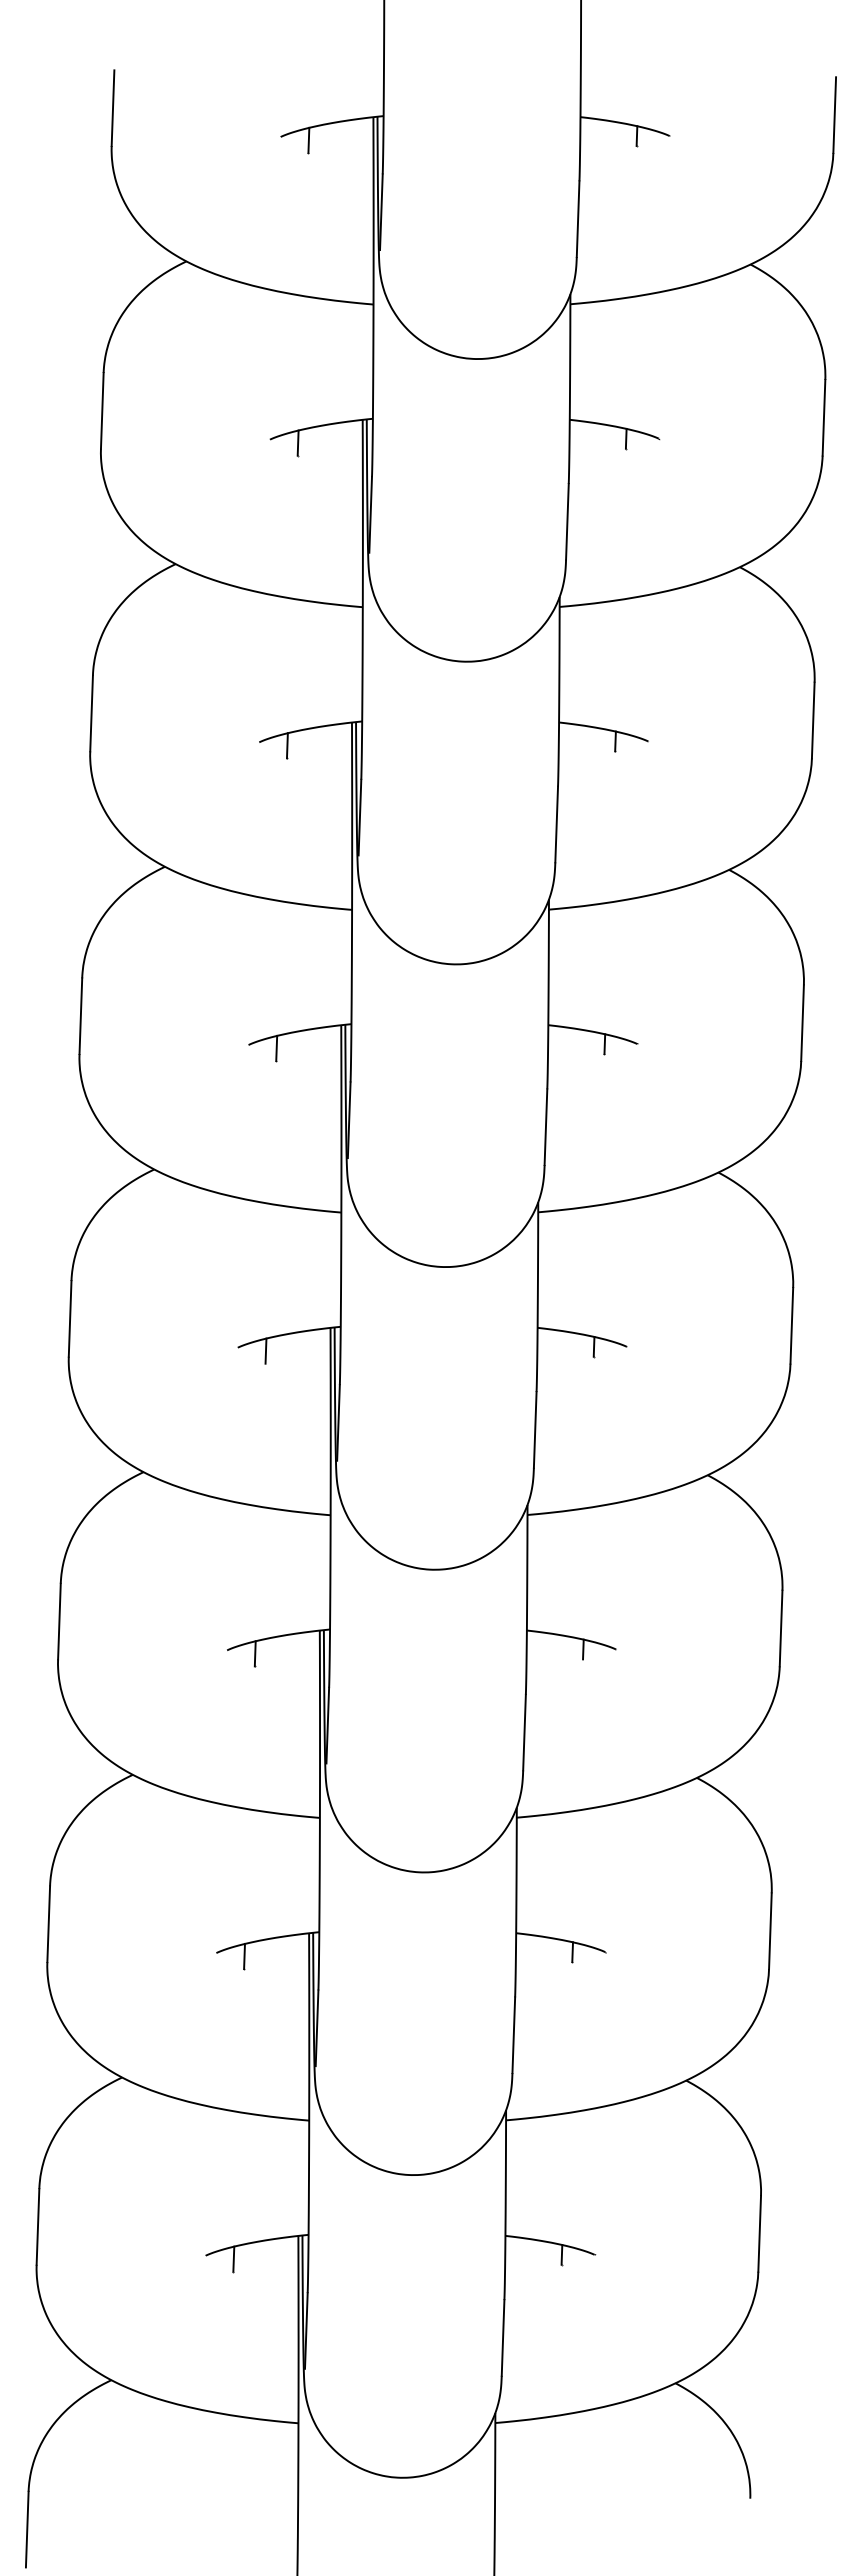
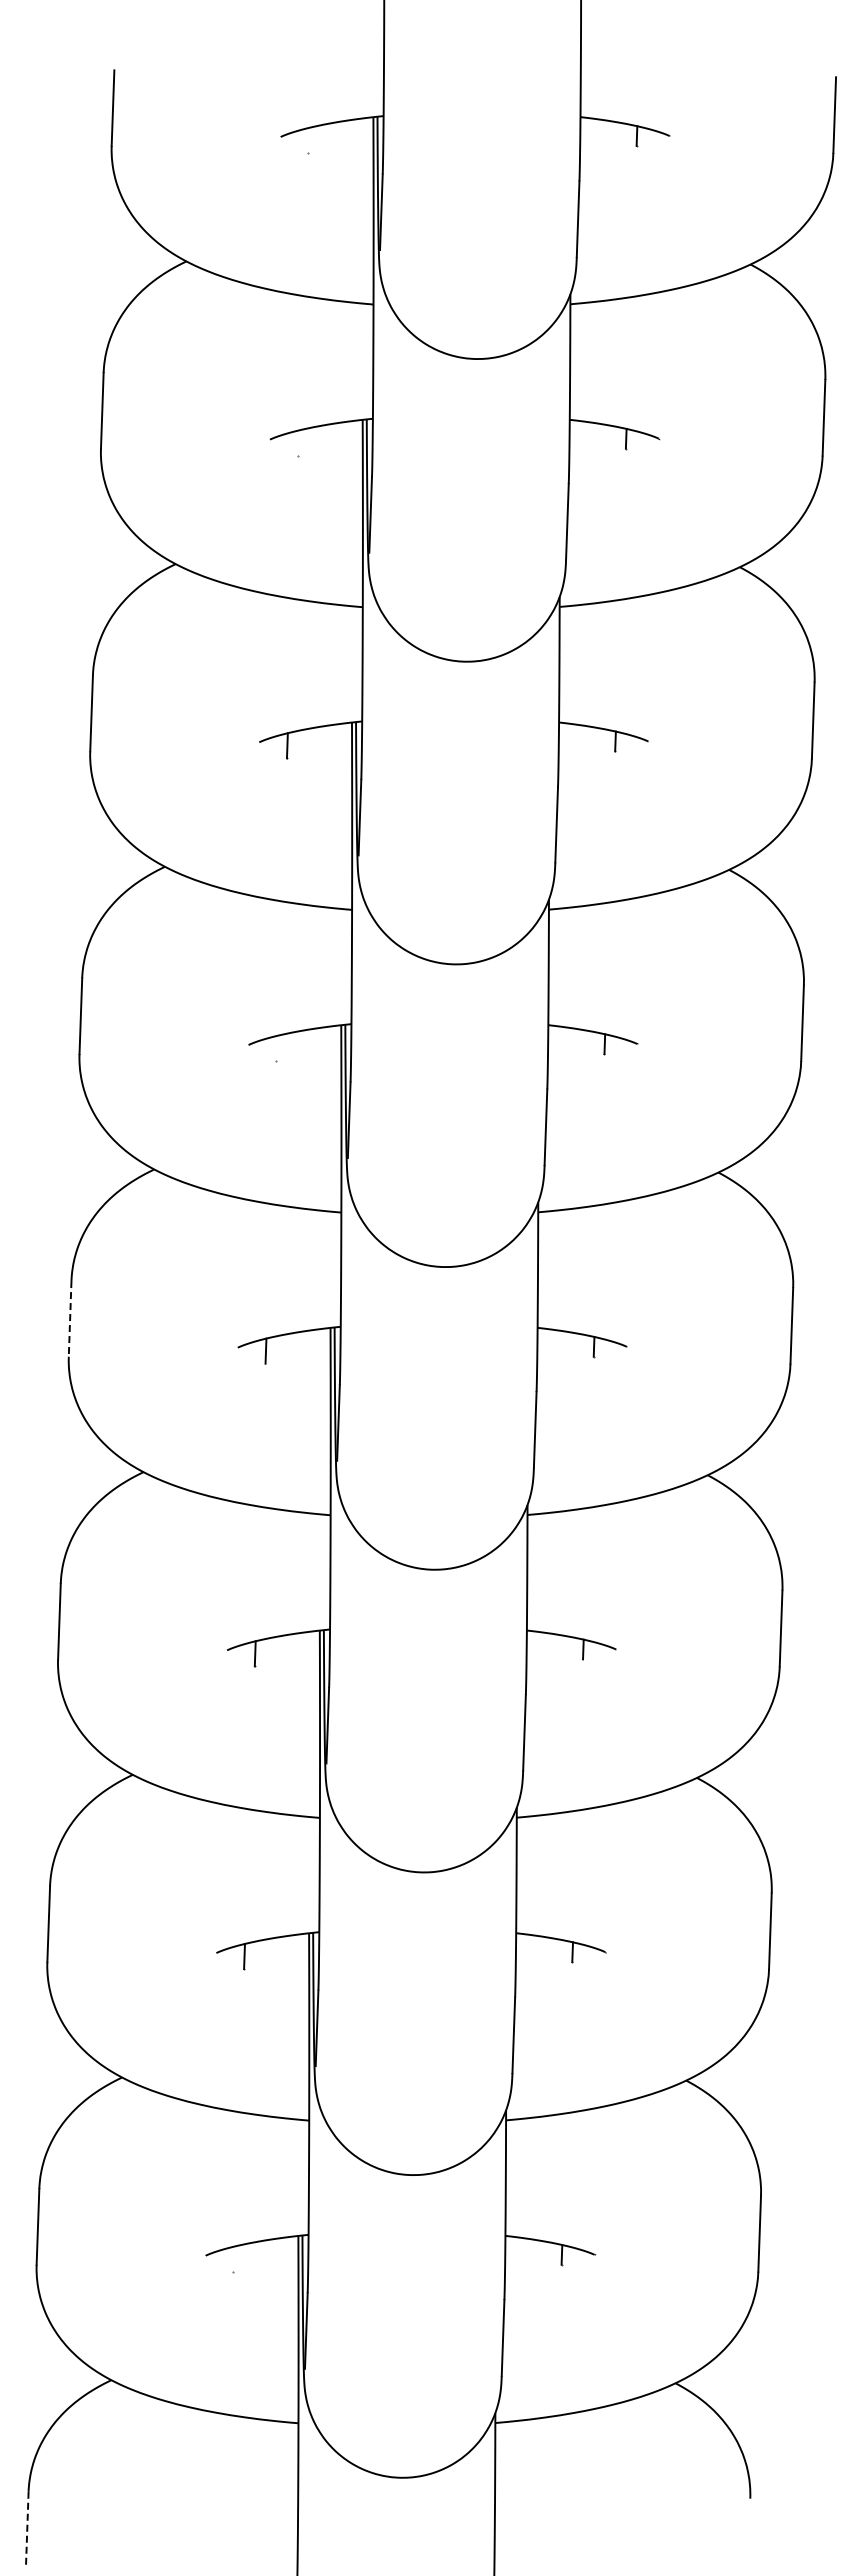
line: present -> none (308, 139)
line: present -> none (297, 442)
line: present -> none (276, 1048)
line: solid -> dashed (70, 1318)
line: present -> none (233, 2258)
line: solid -> dashed (27, 2529)
